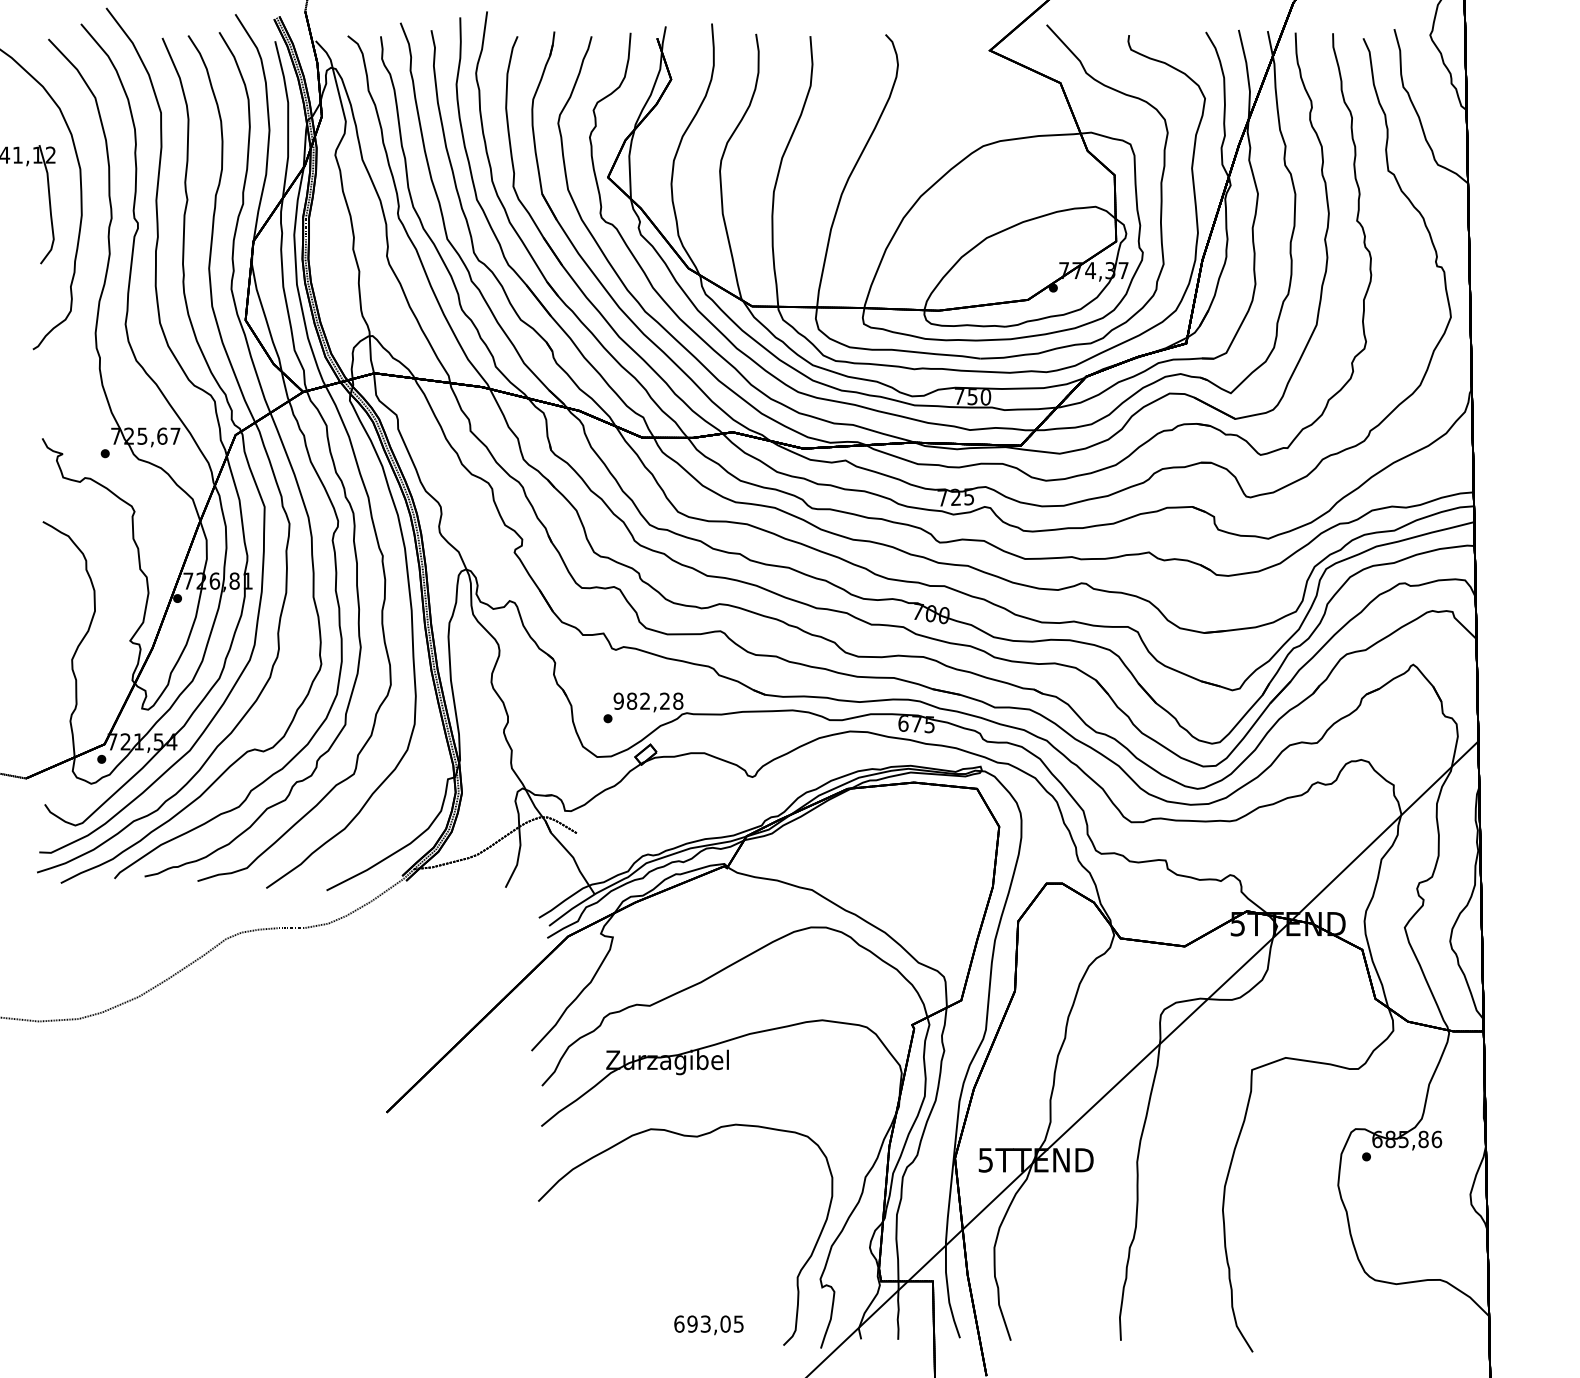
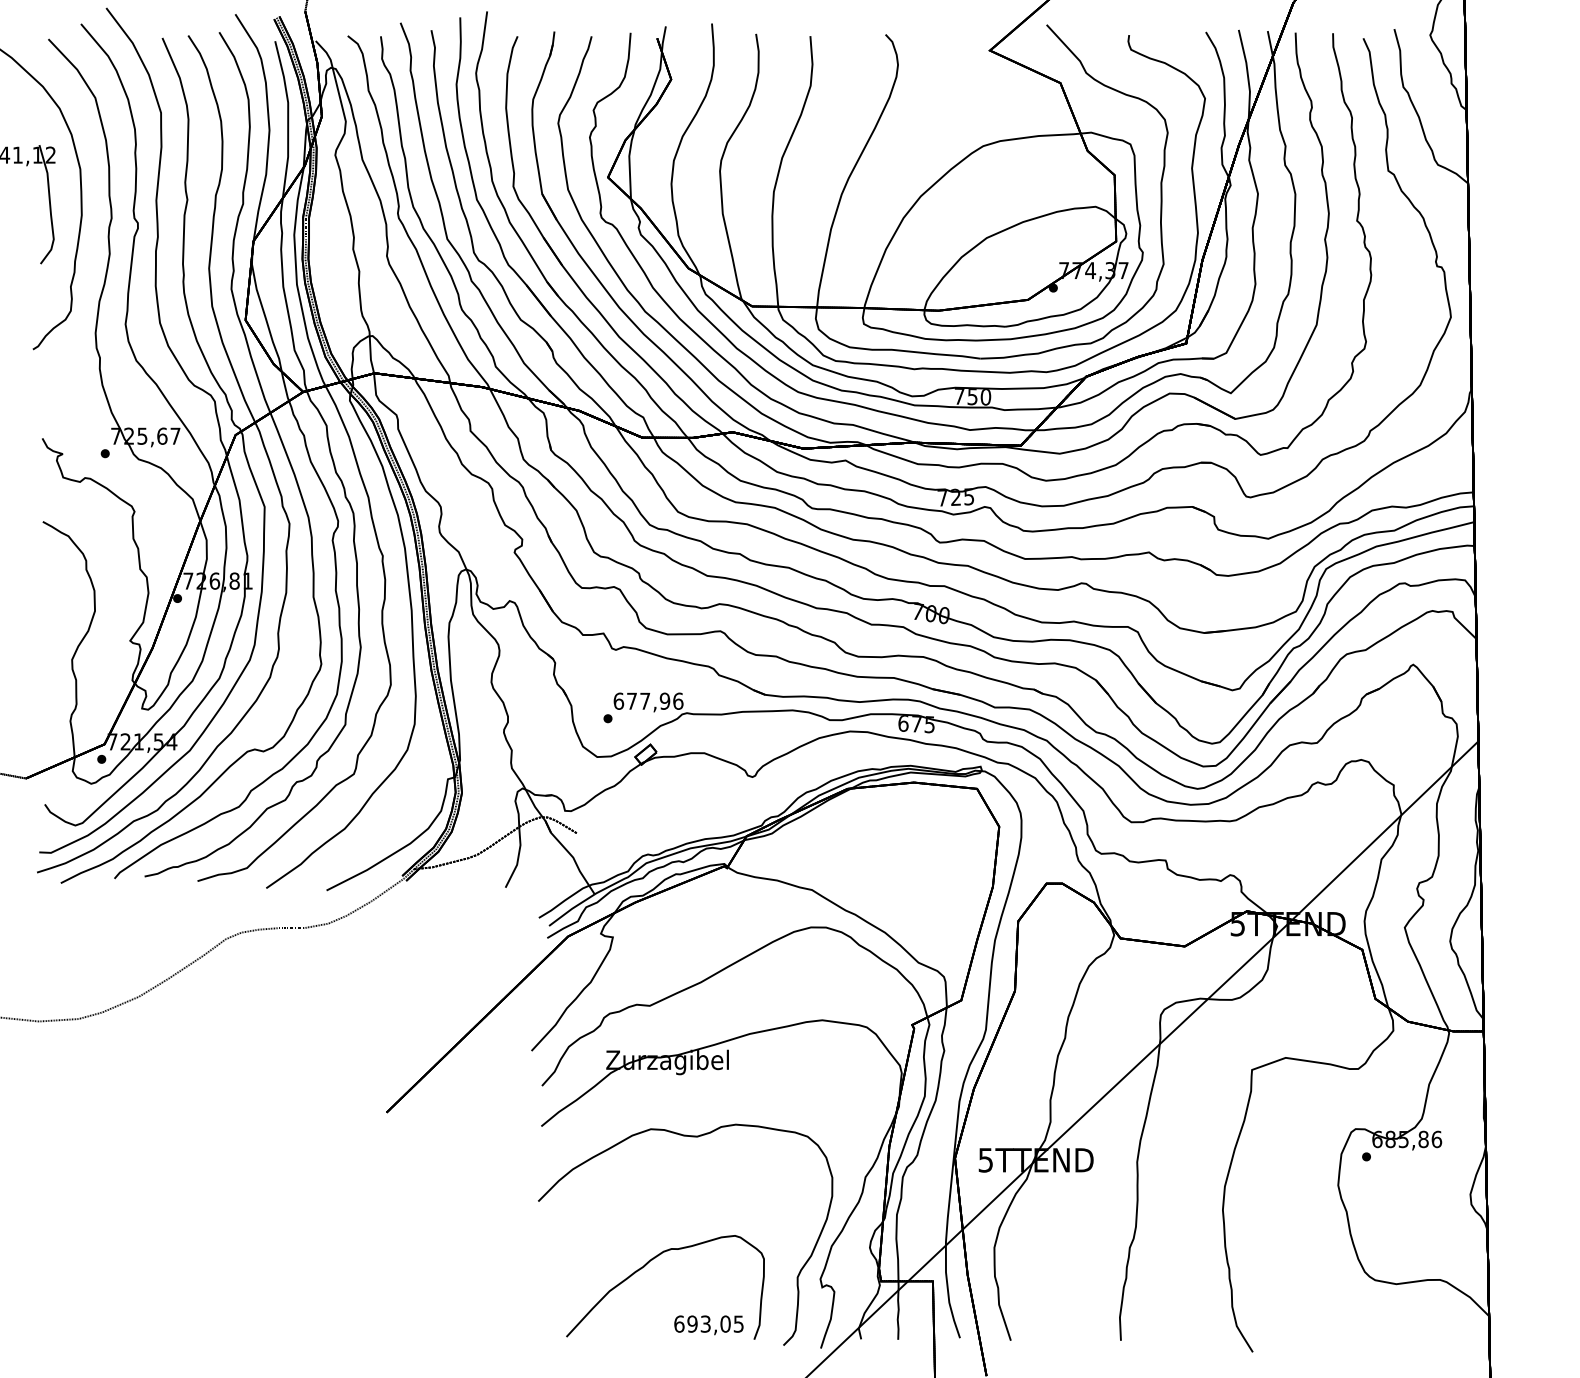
text: 982,28 -> 677,96 (648, 700)
curve: none -> present (645, 1266)
